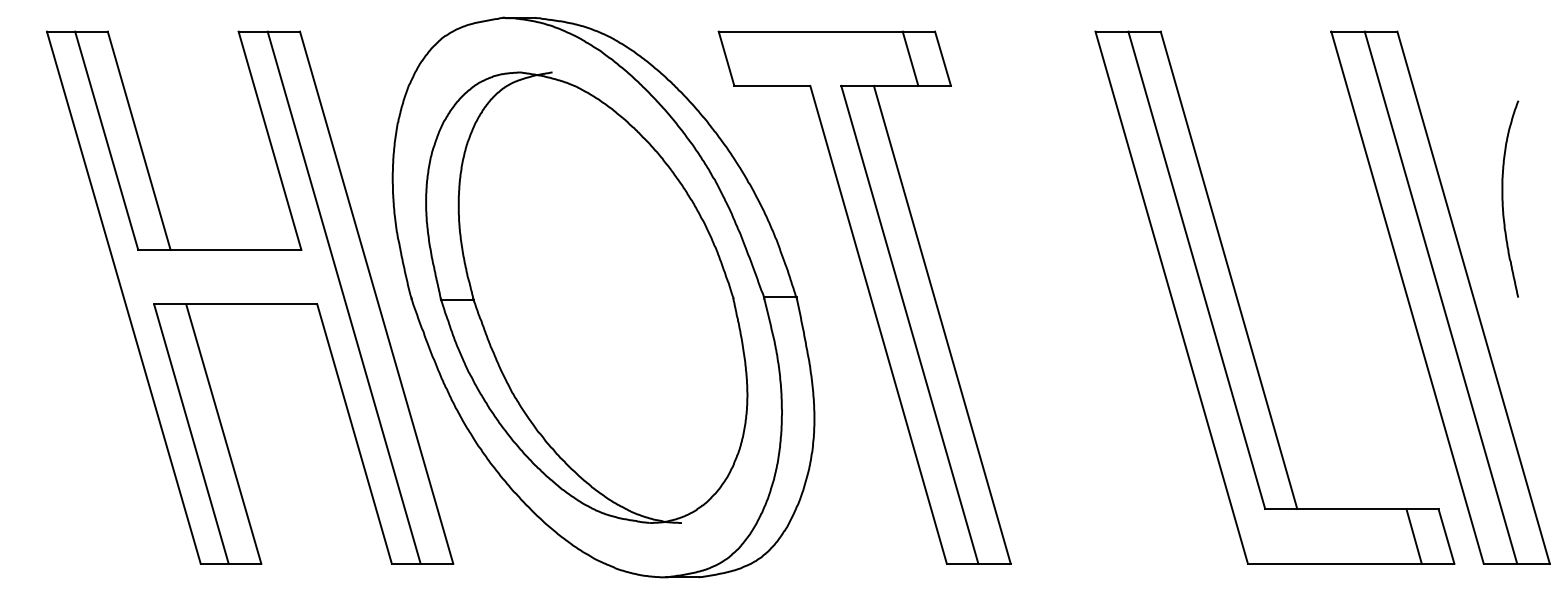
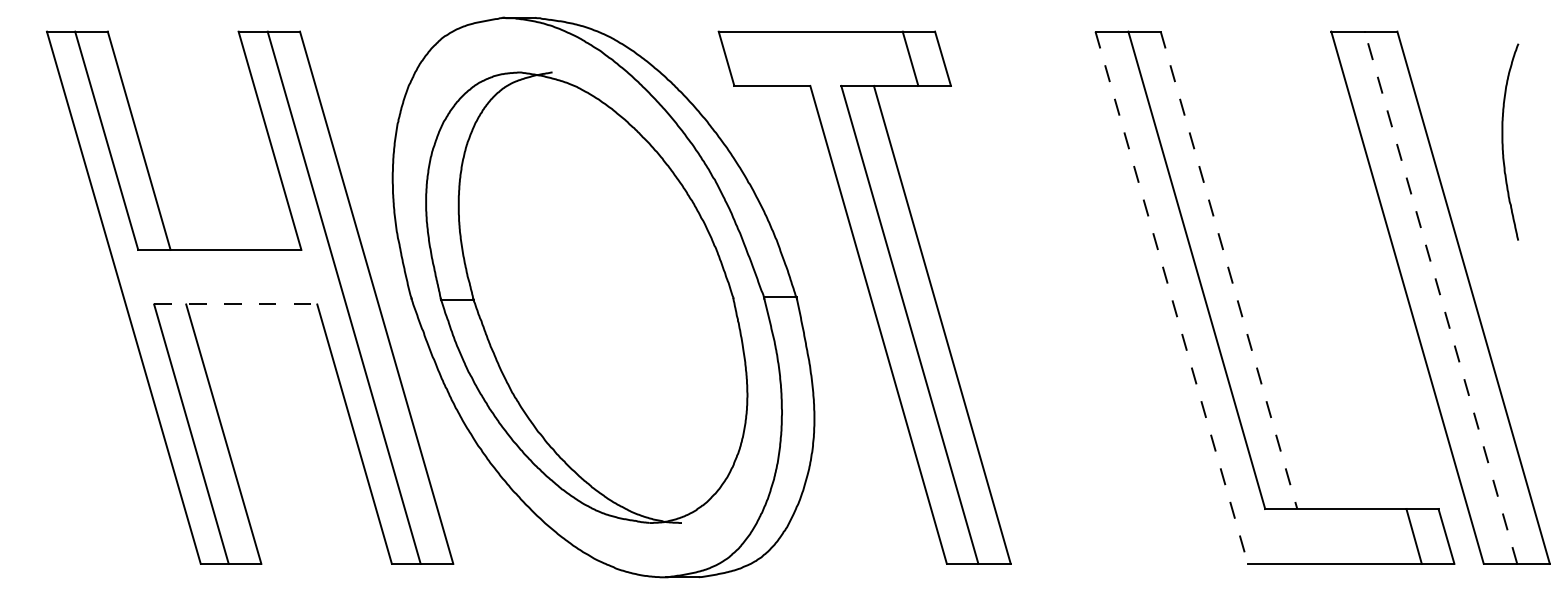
curve position: (1503, 198) -> (1503, 141) (1503, 141)
line: solid -> dashed (1229, 270)
line: solid -> dashed (1171, 297)
line: solid -> dashed (1441, 297)
line: solid -> dashed (235, 304)
